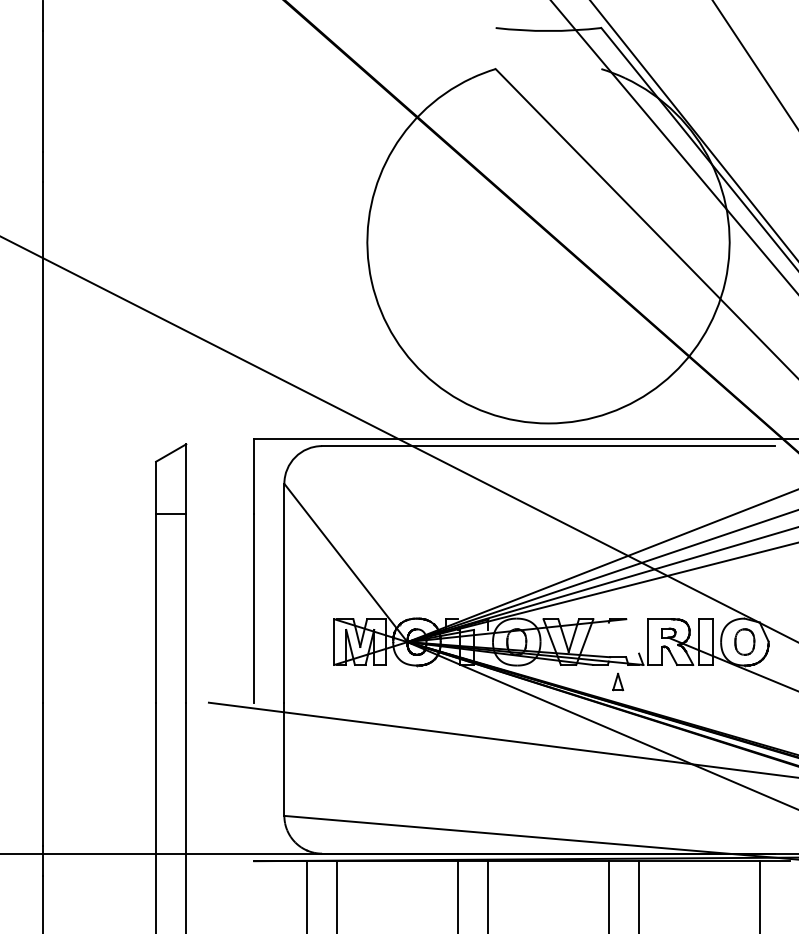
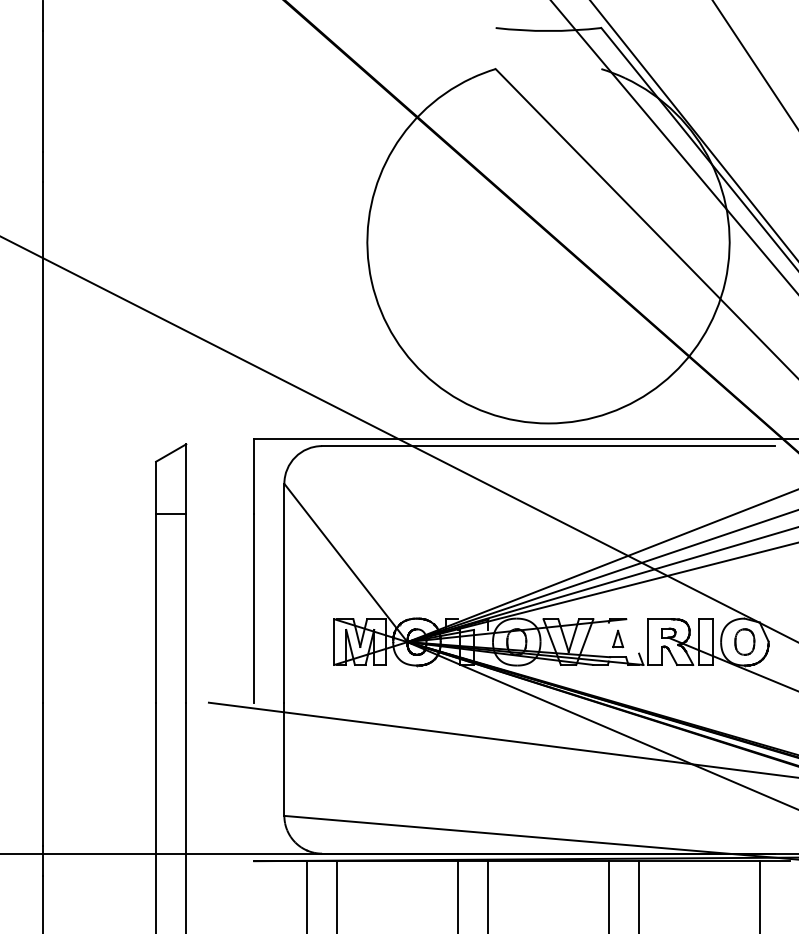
part position: (618, 681) -> (618, 638) (618, 638)
